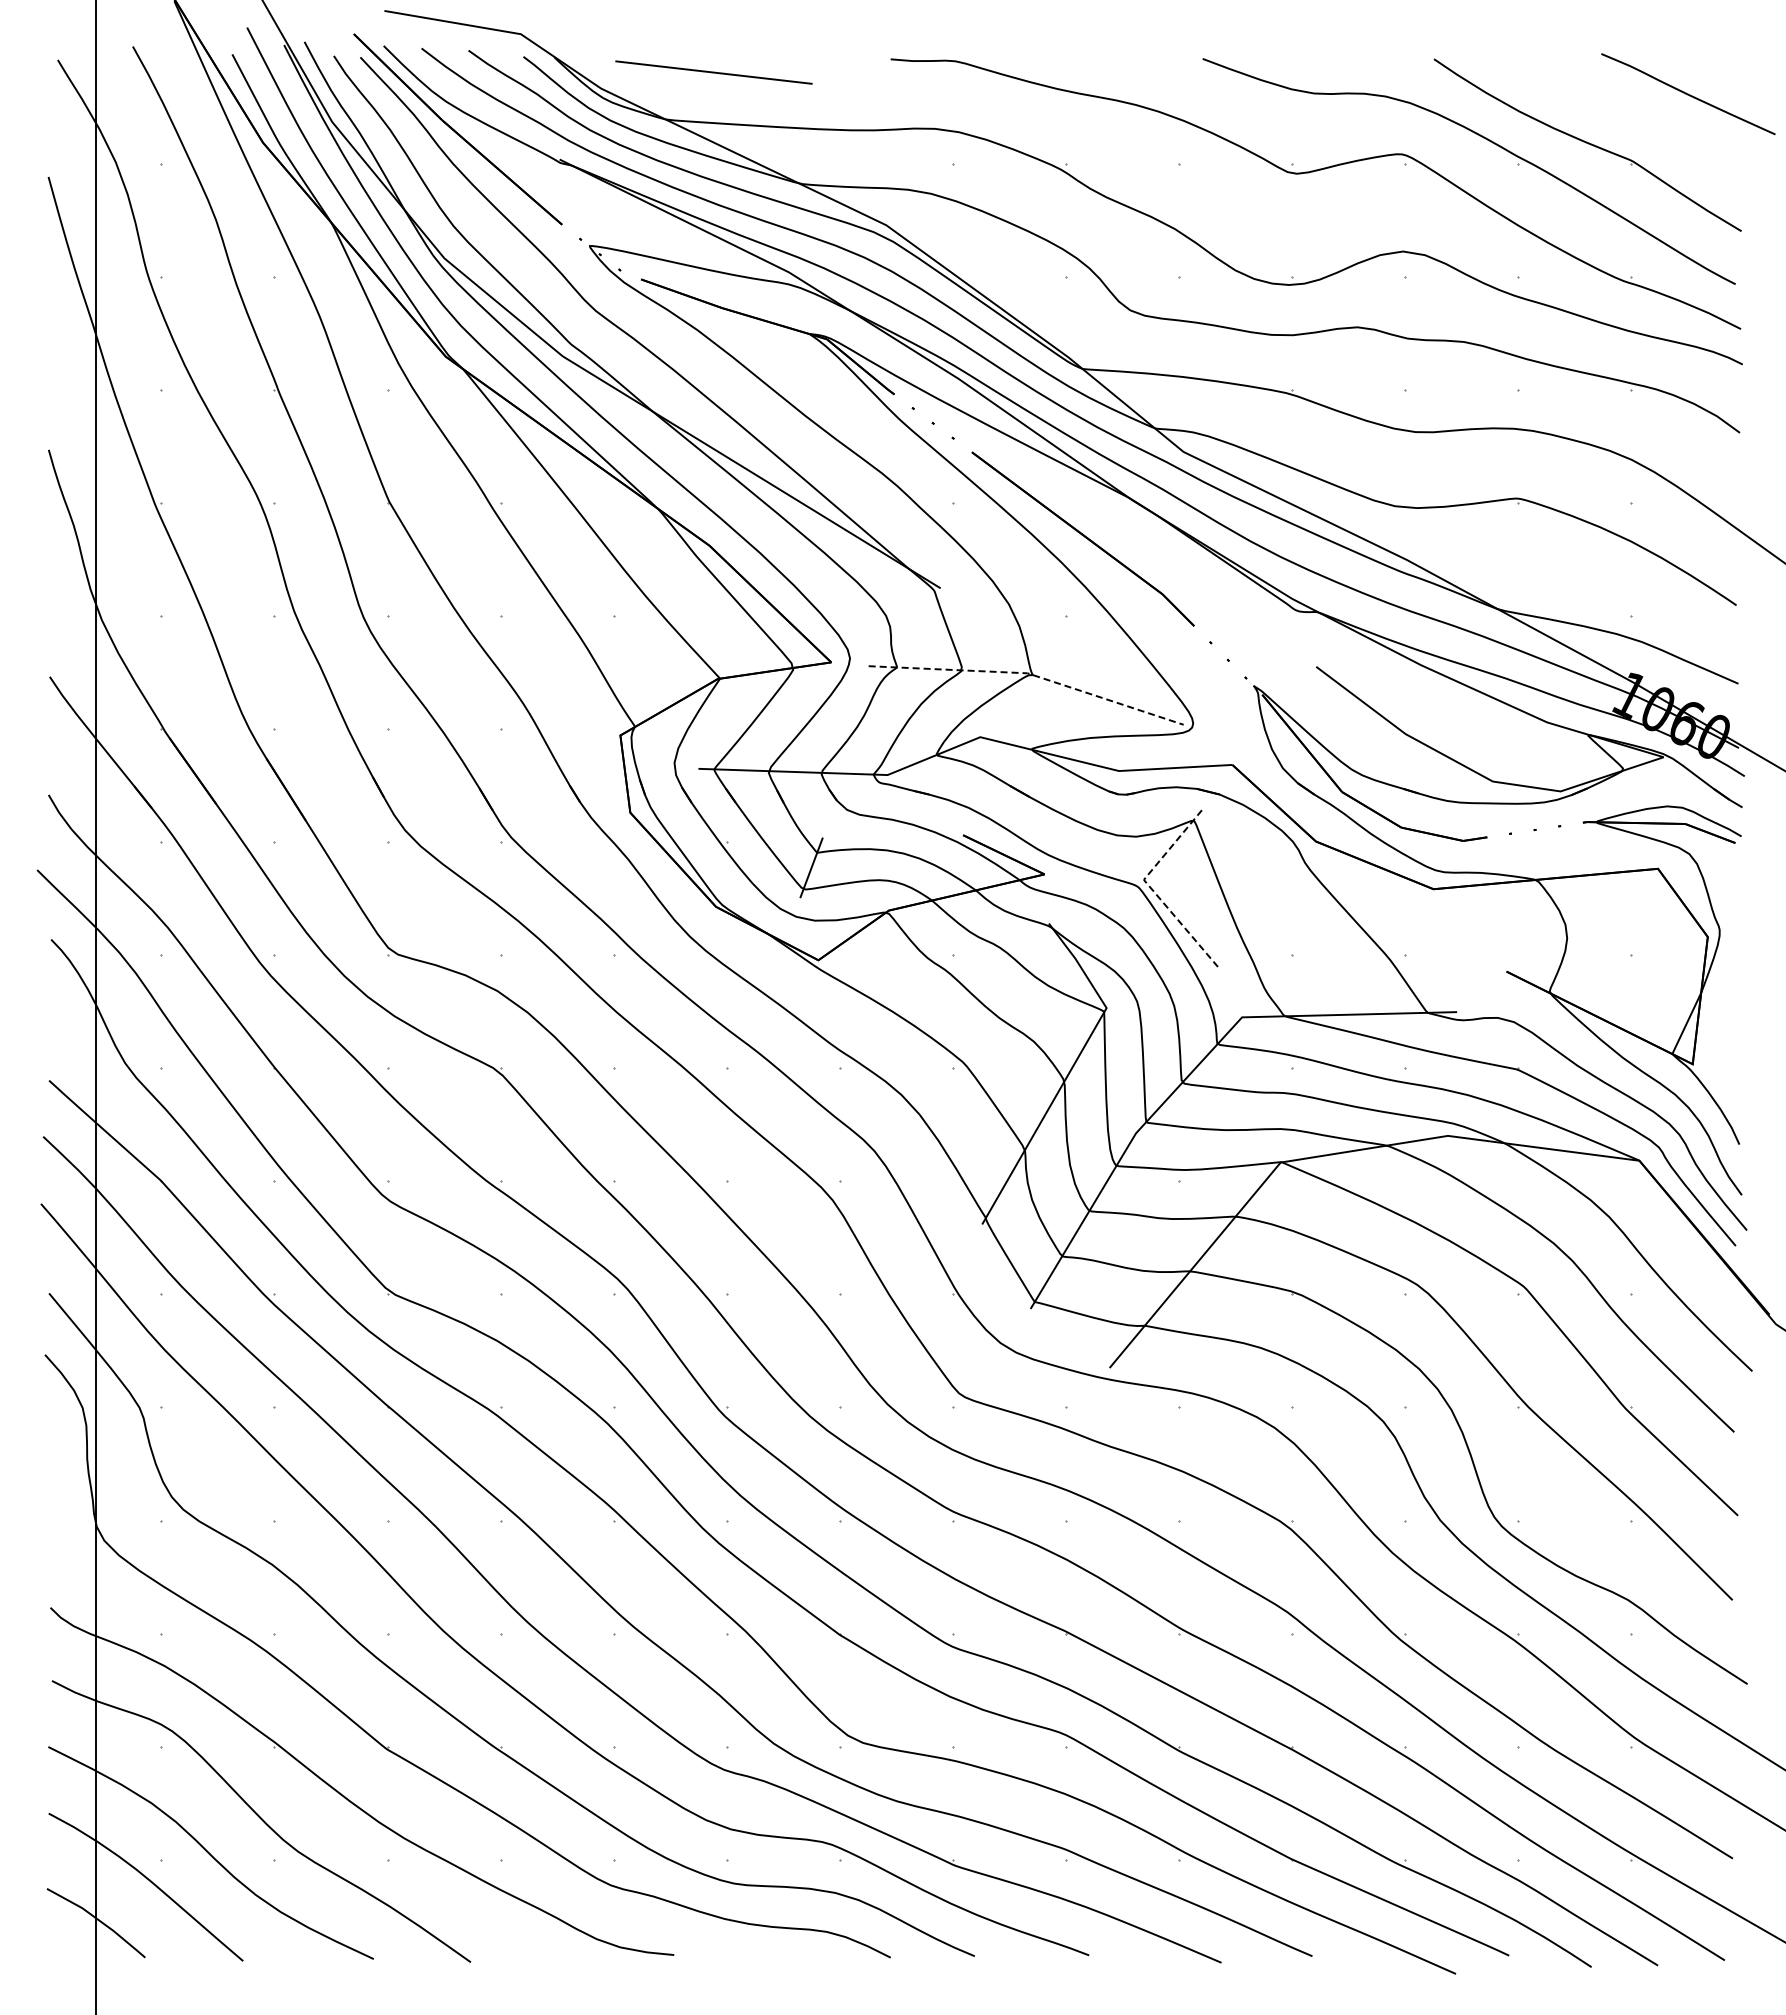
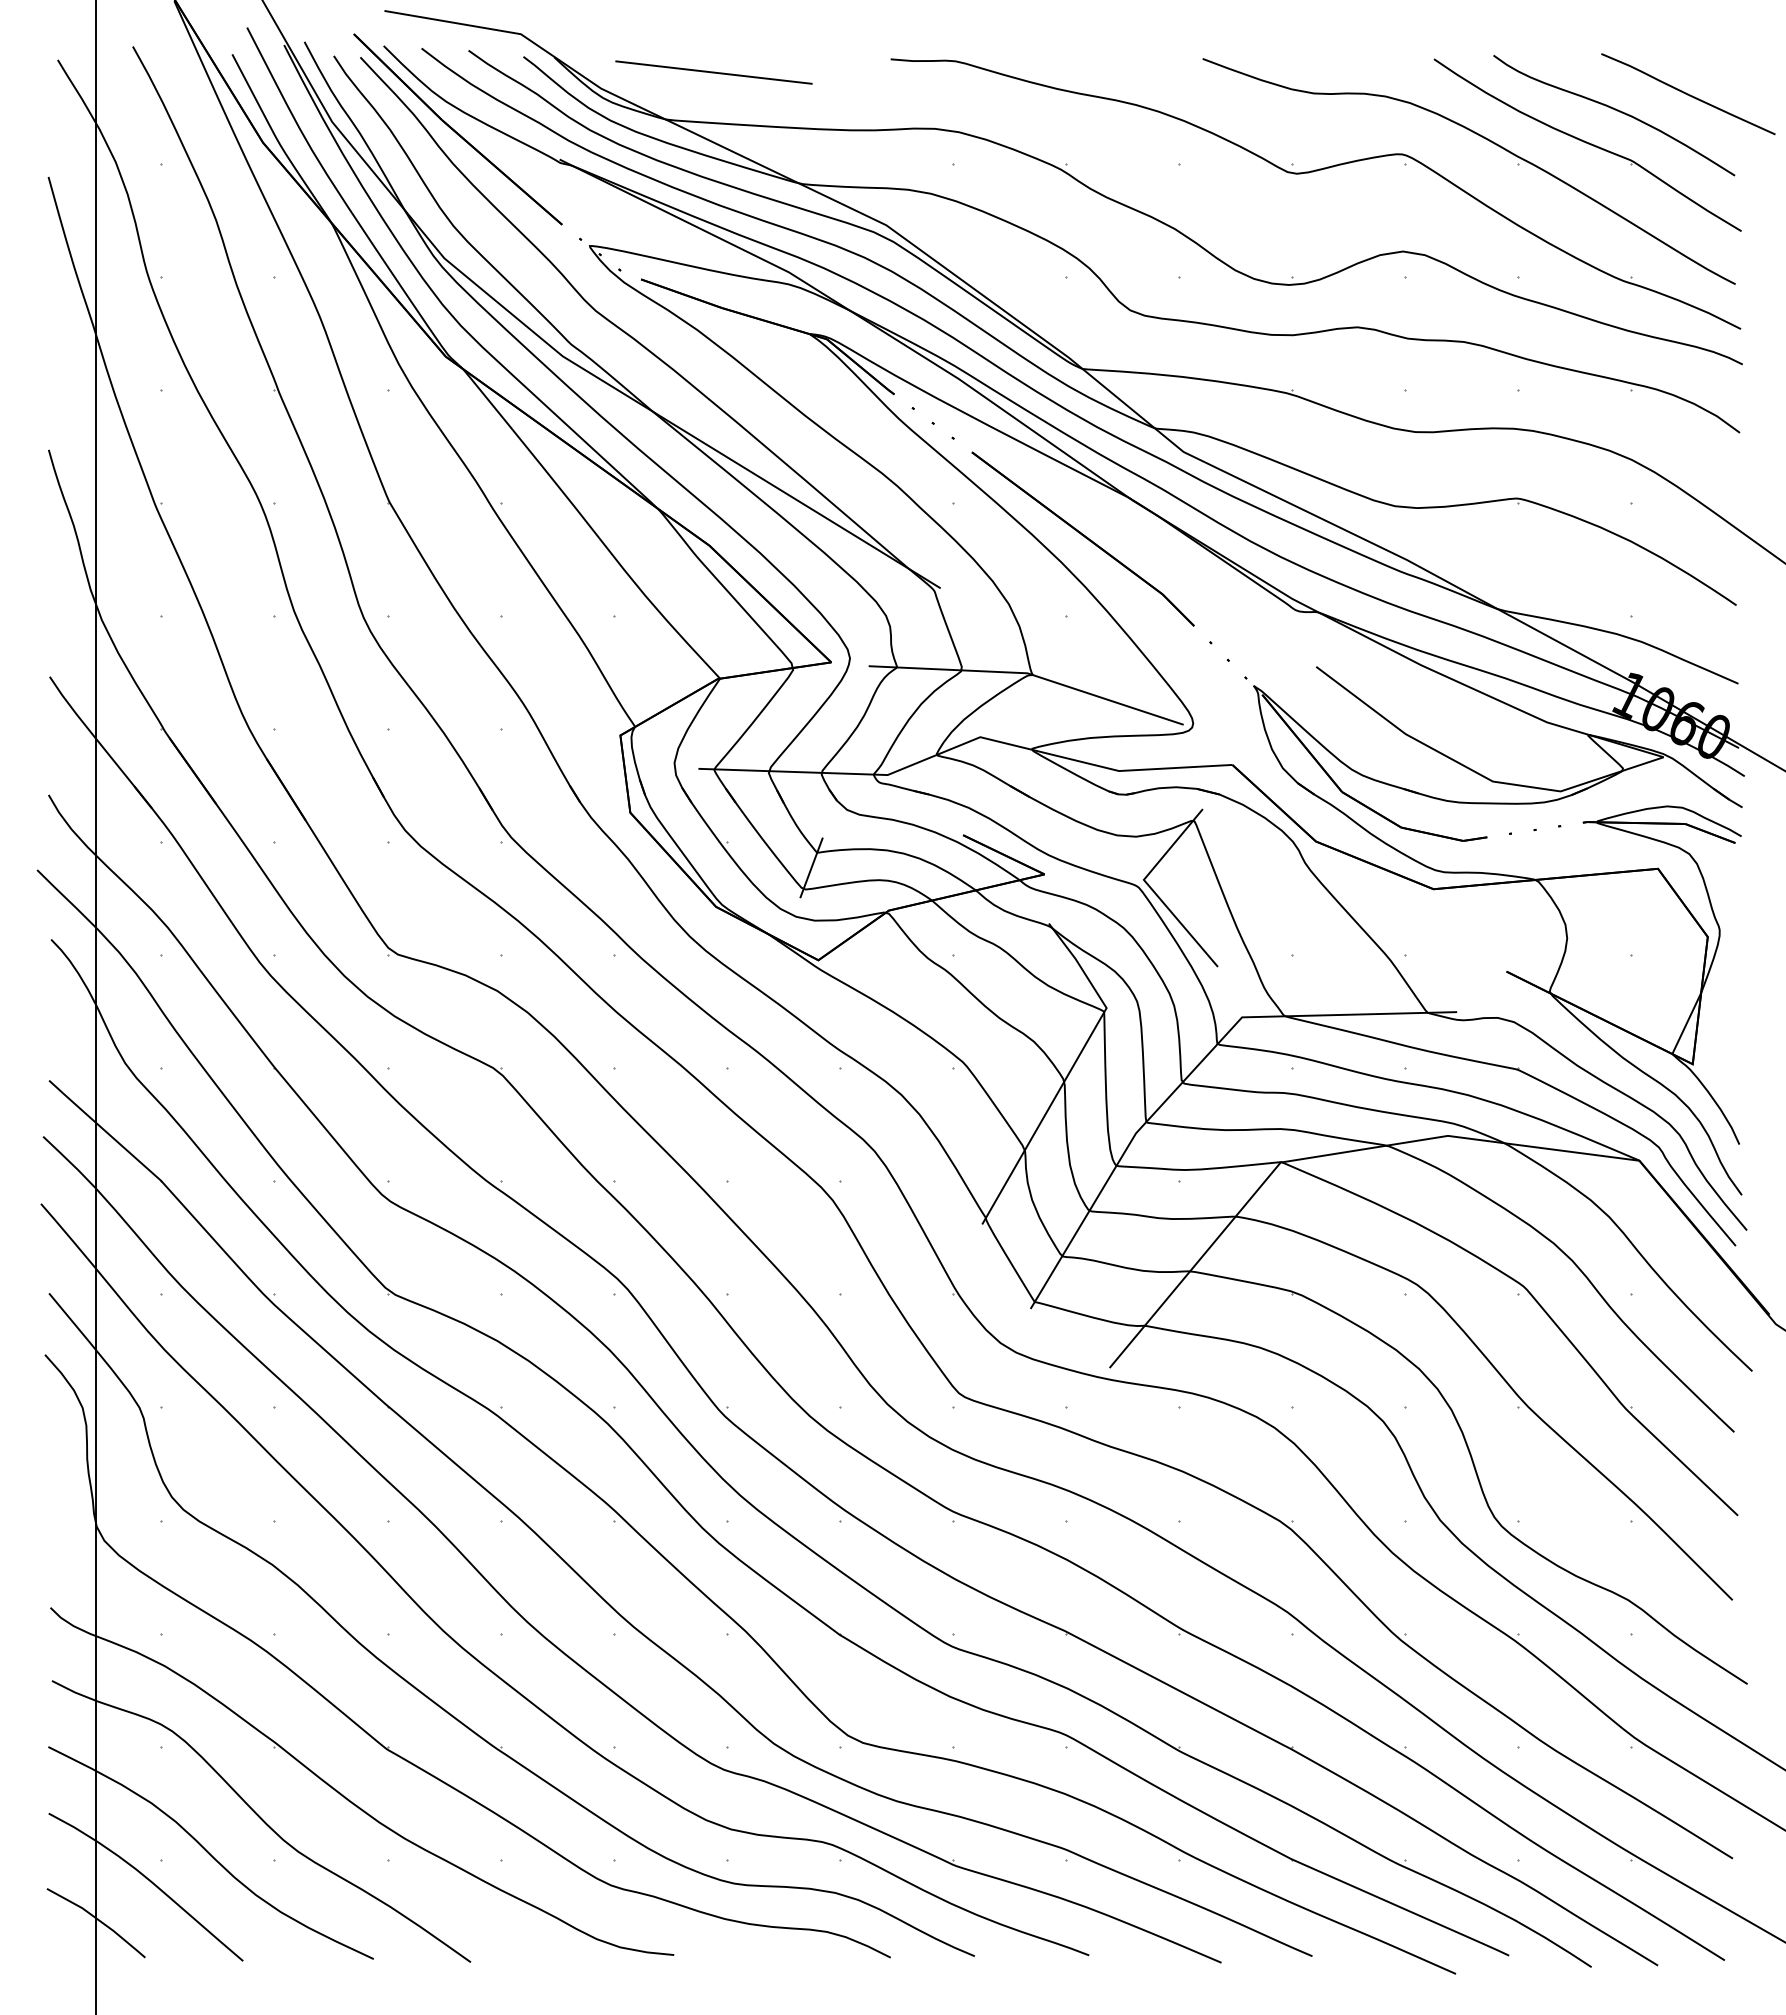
curve: none -> present (1614, 110)
line: dashed -> solid (1029, 673)
line: dashed -> solid (1150, 887)
